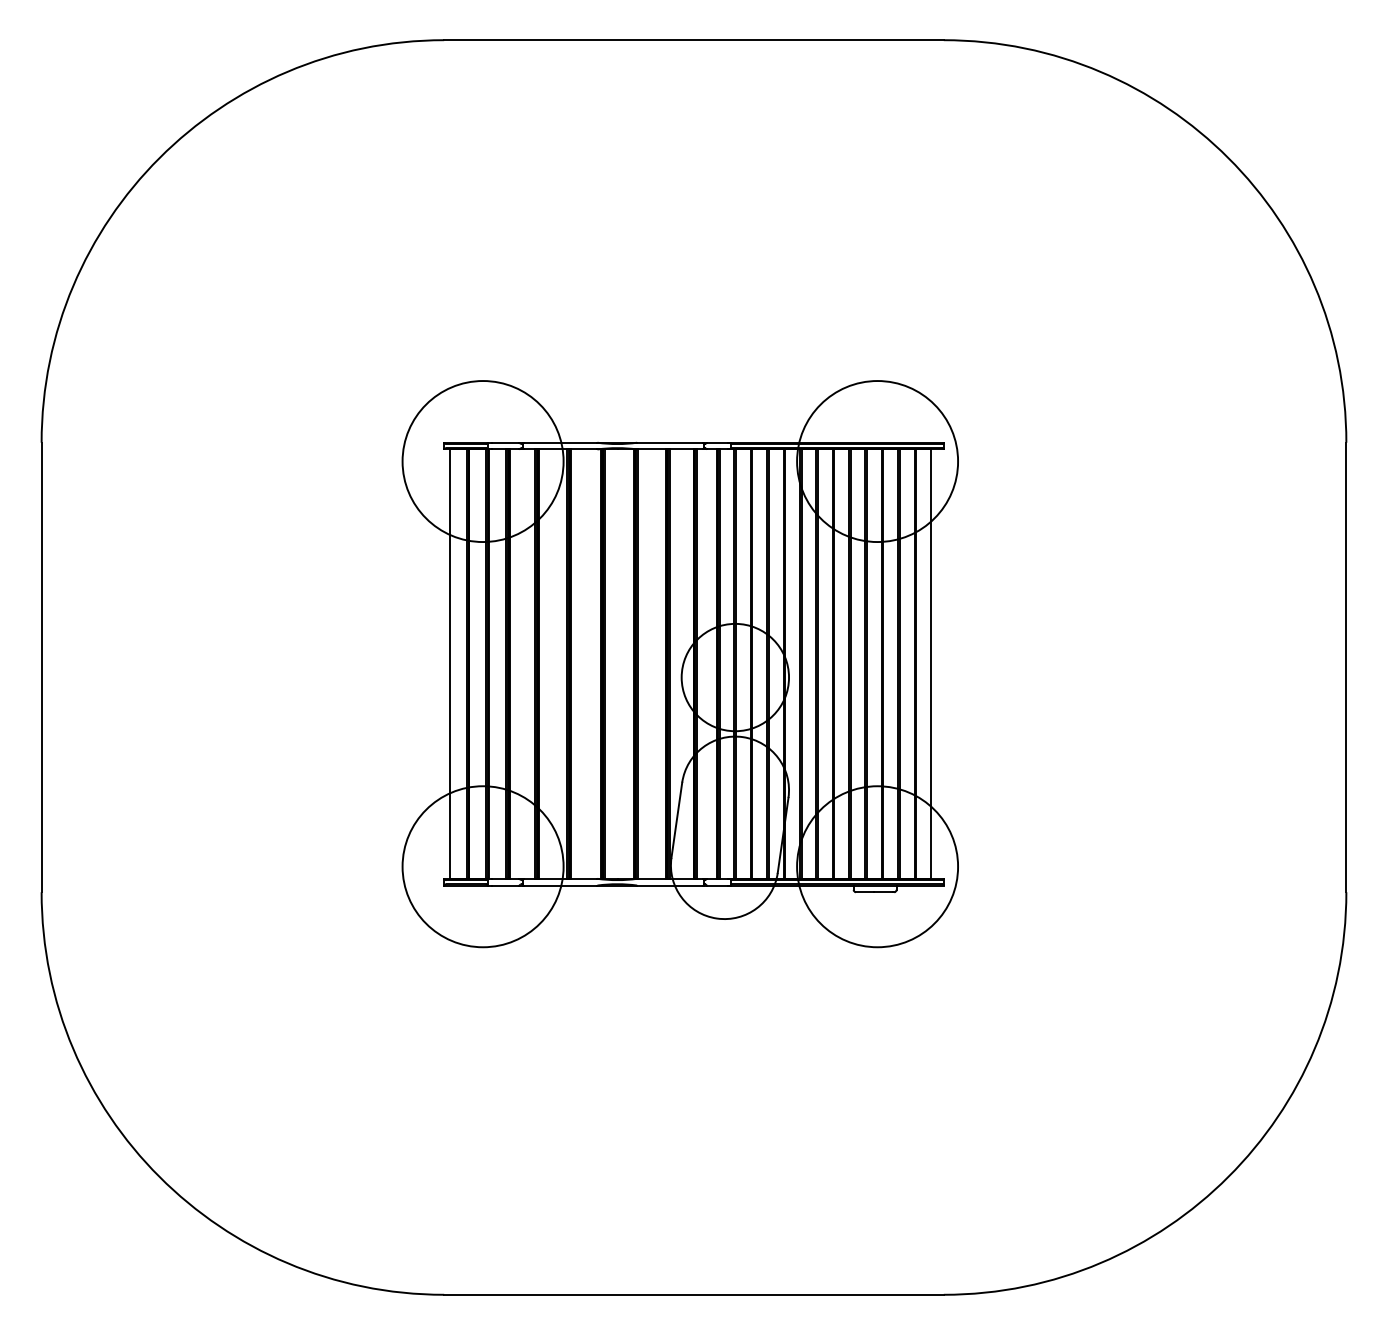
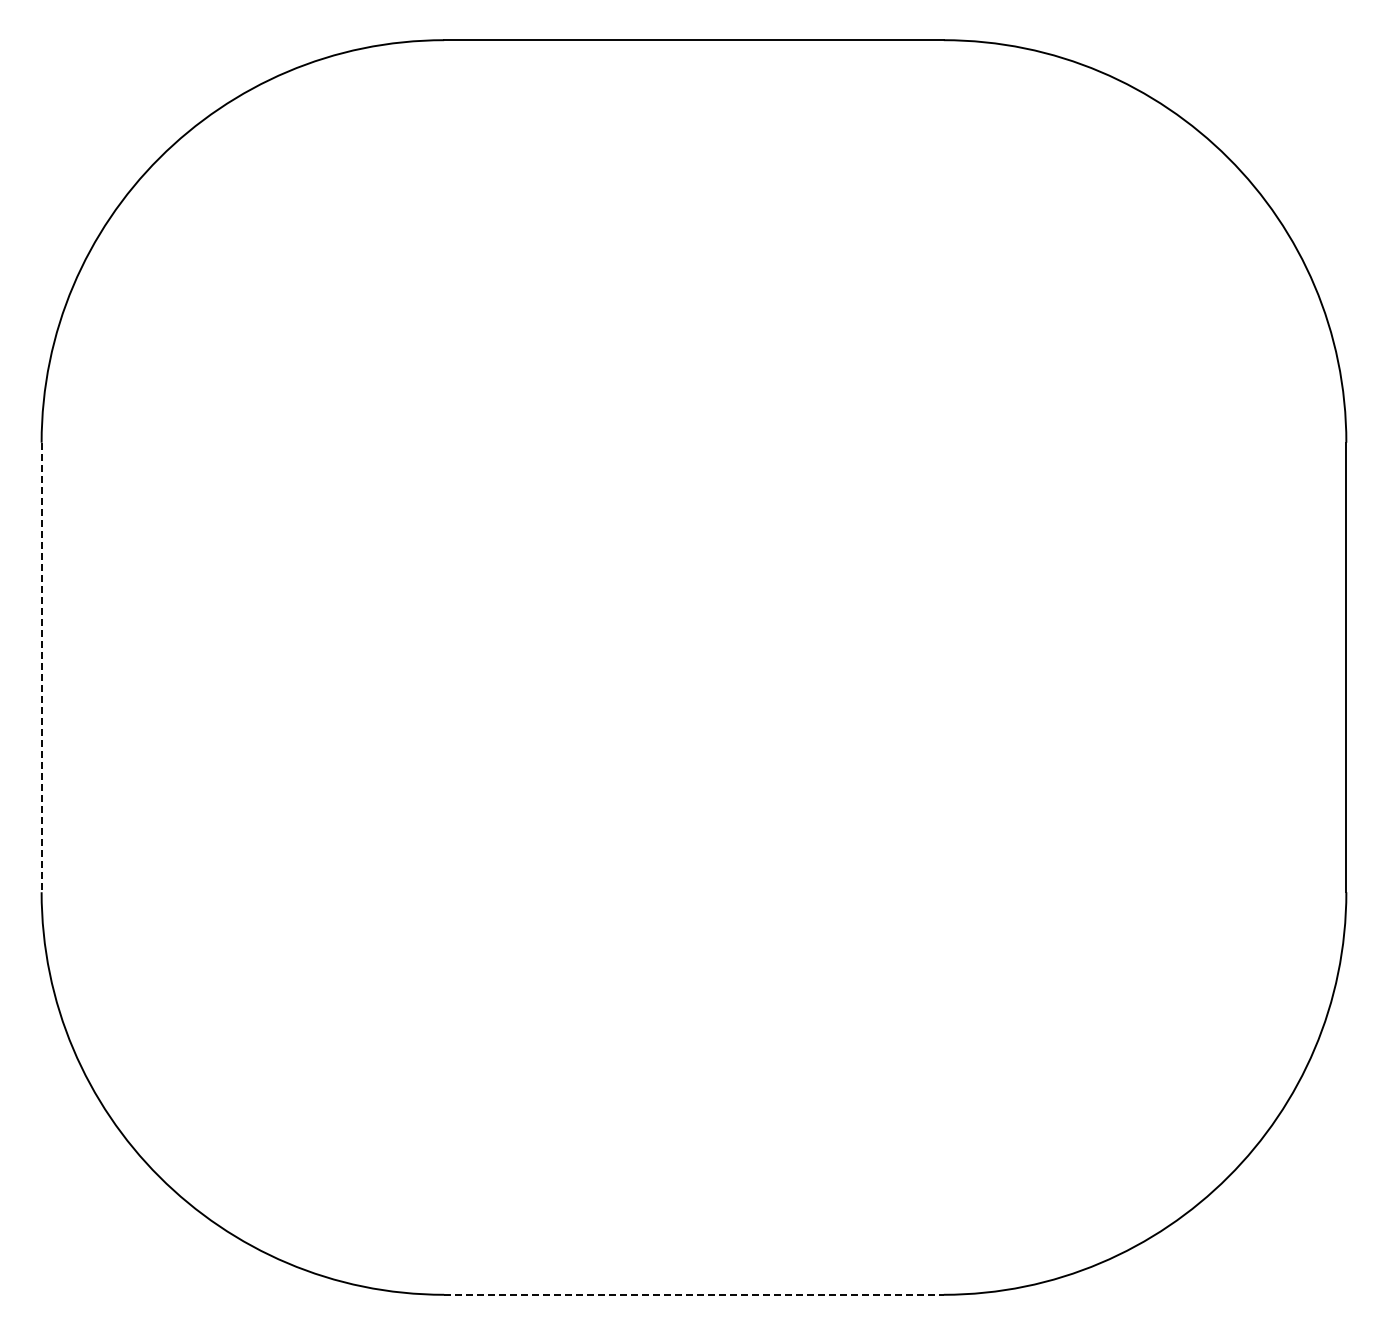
part: present -> none (679, 664)
line: solid -> dashed (41, 667)
line: solid -> dashed (694, 1294)
